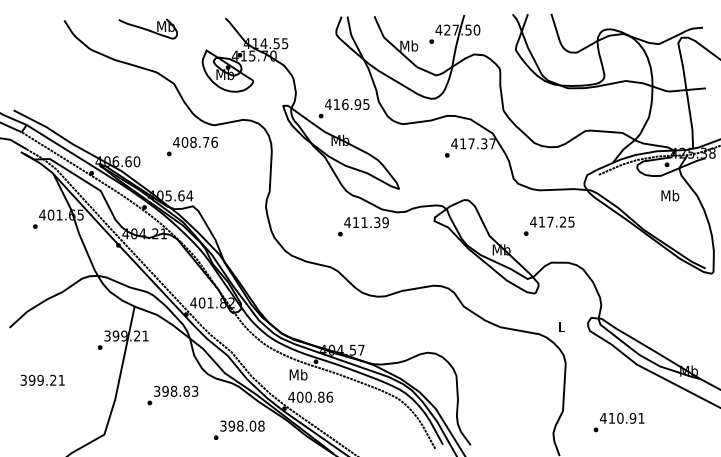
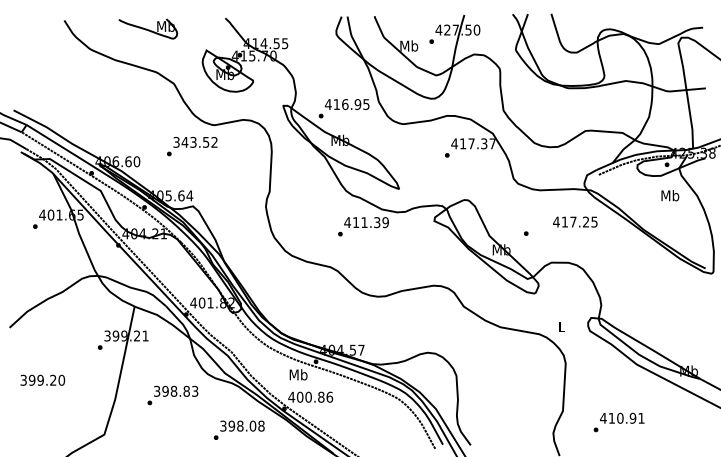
text: 408.76 -> 343.52 (195, 141)
text position: (552, 221) -> (575, 221) (575, 221)
text: 399.21 -> 399.20 (61, 379)
